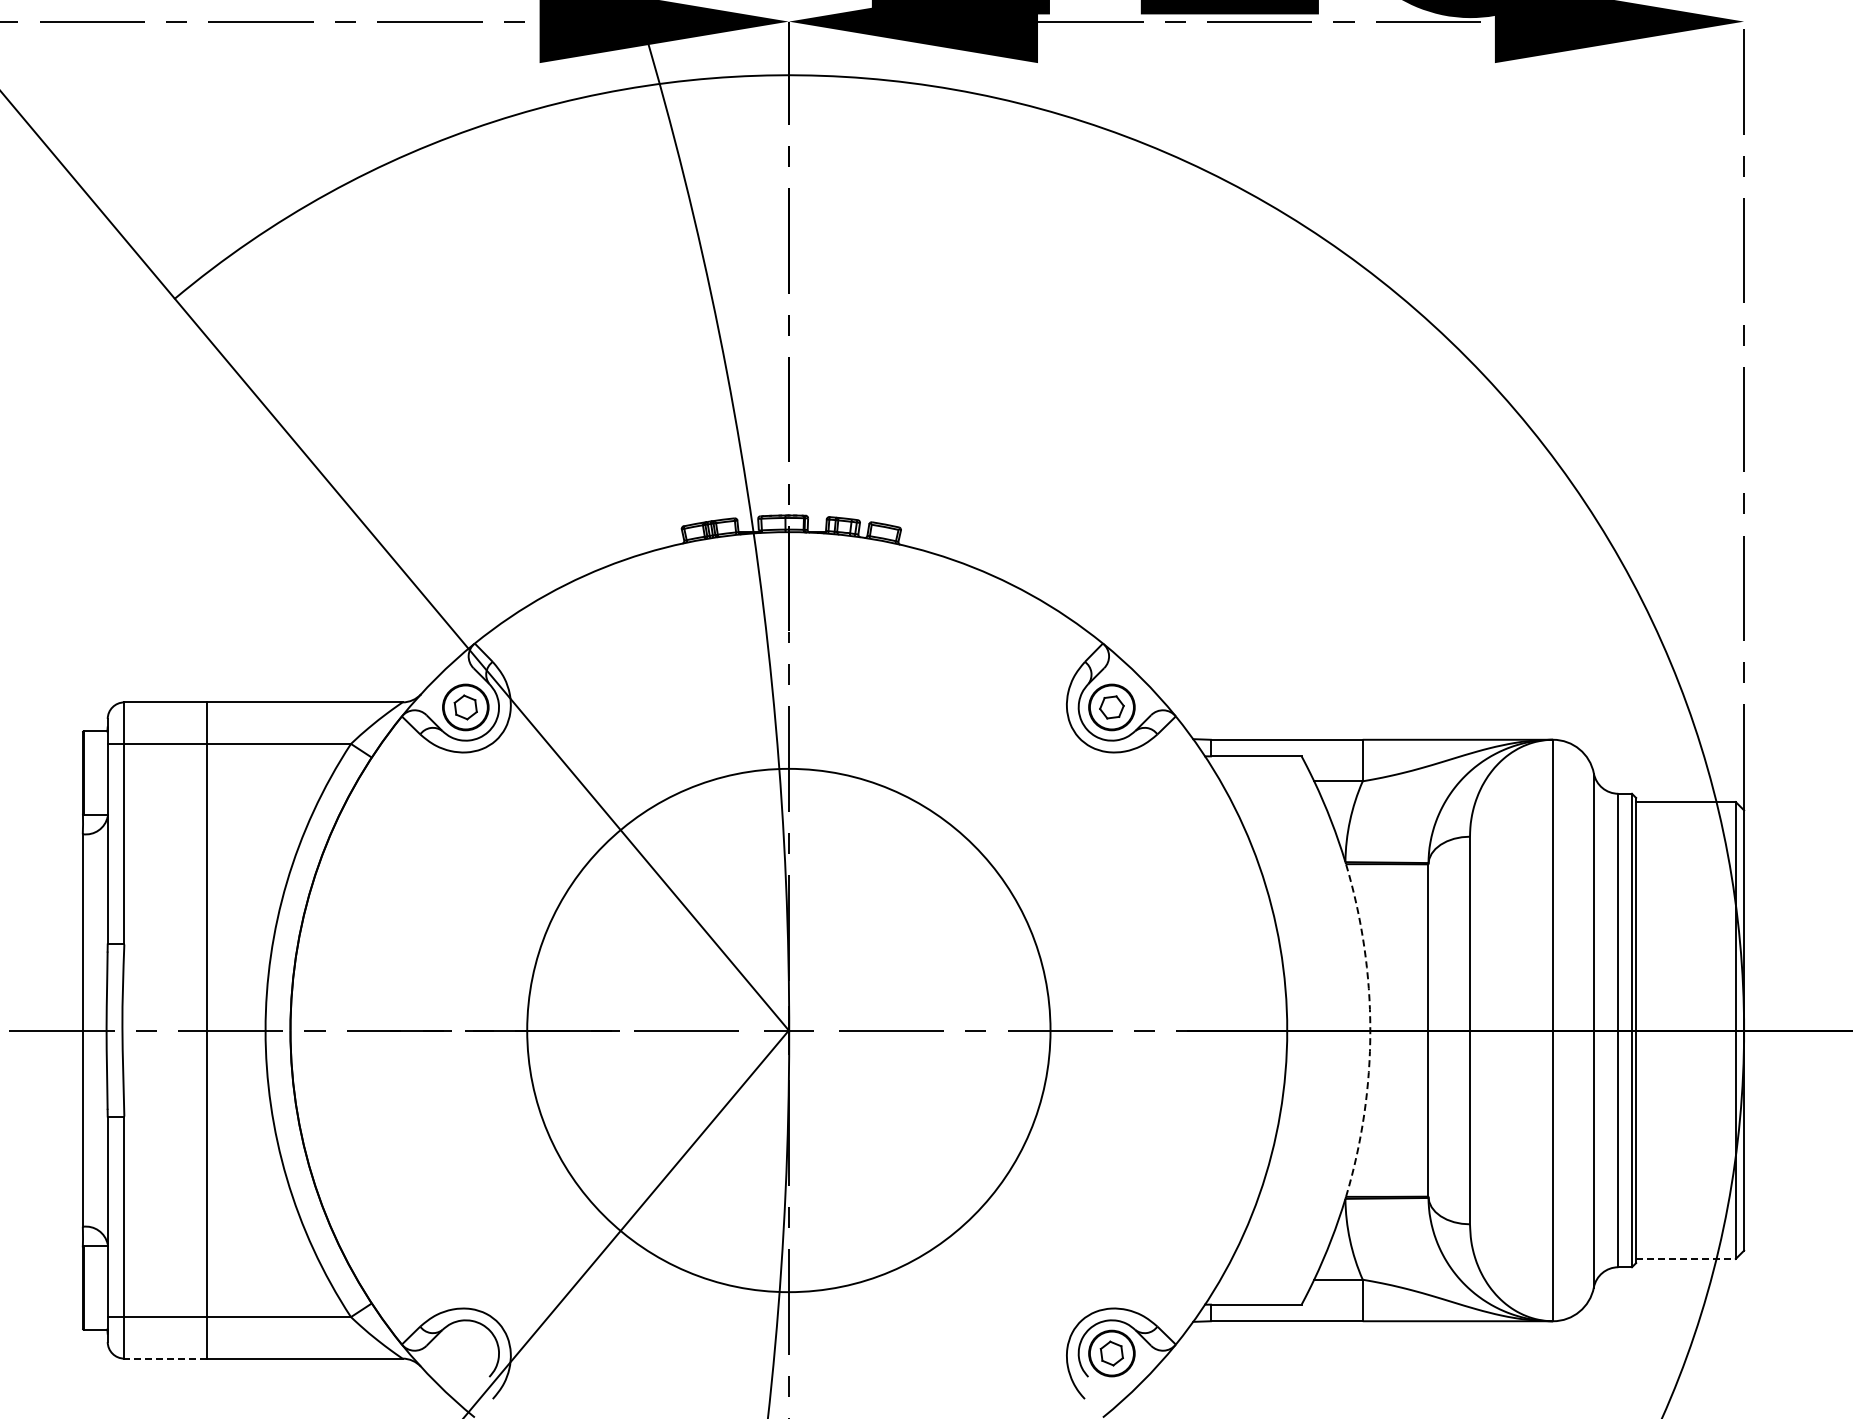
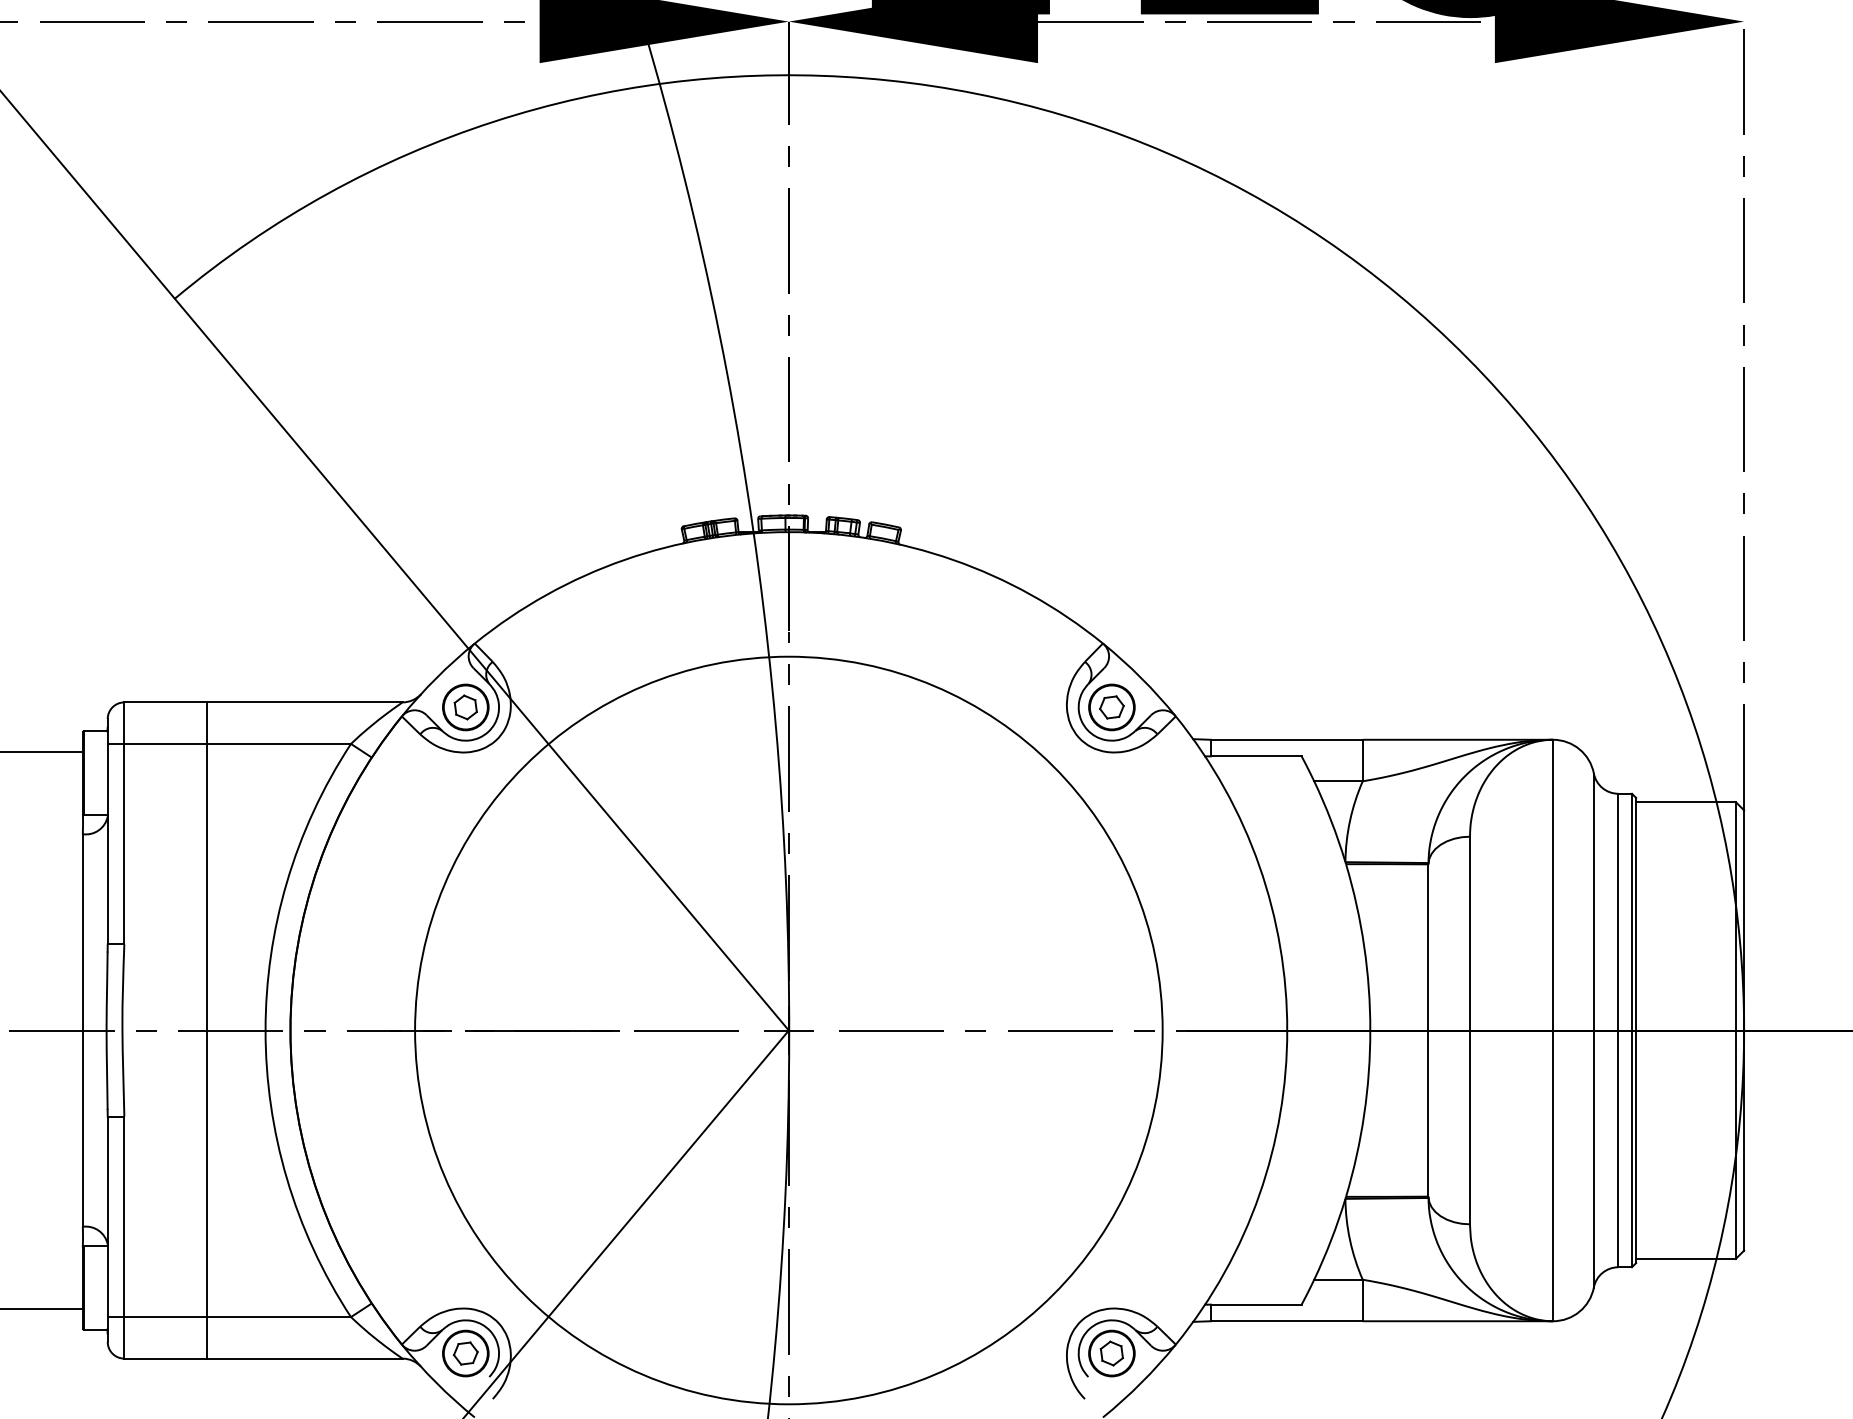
line: none -> present (42, 752)
circle diameter: 523 px -> 748 px (788, 1030)
arc: dashed -> solid (1370, 1030)
line: dashed -> solid (1685, 1258)
line: none -> present (42, 1308)
part: none -> present (465, 1353)
line: dashed -> solid (165, 1358)
